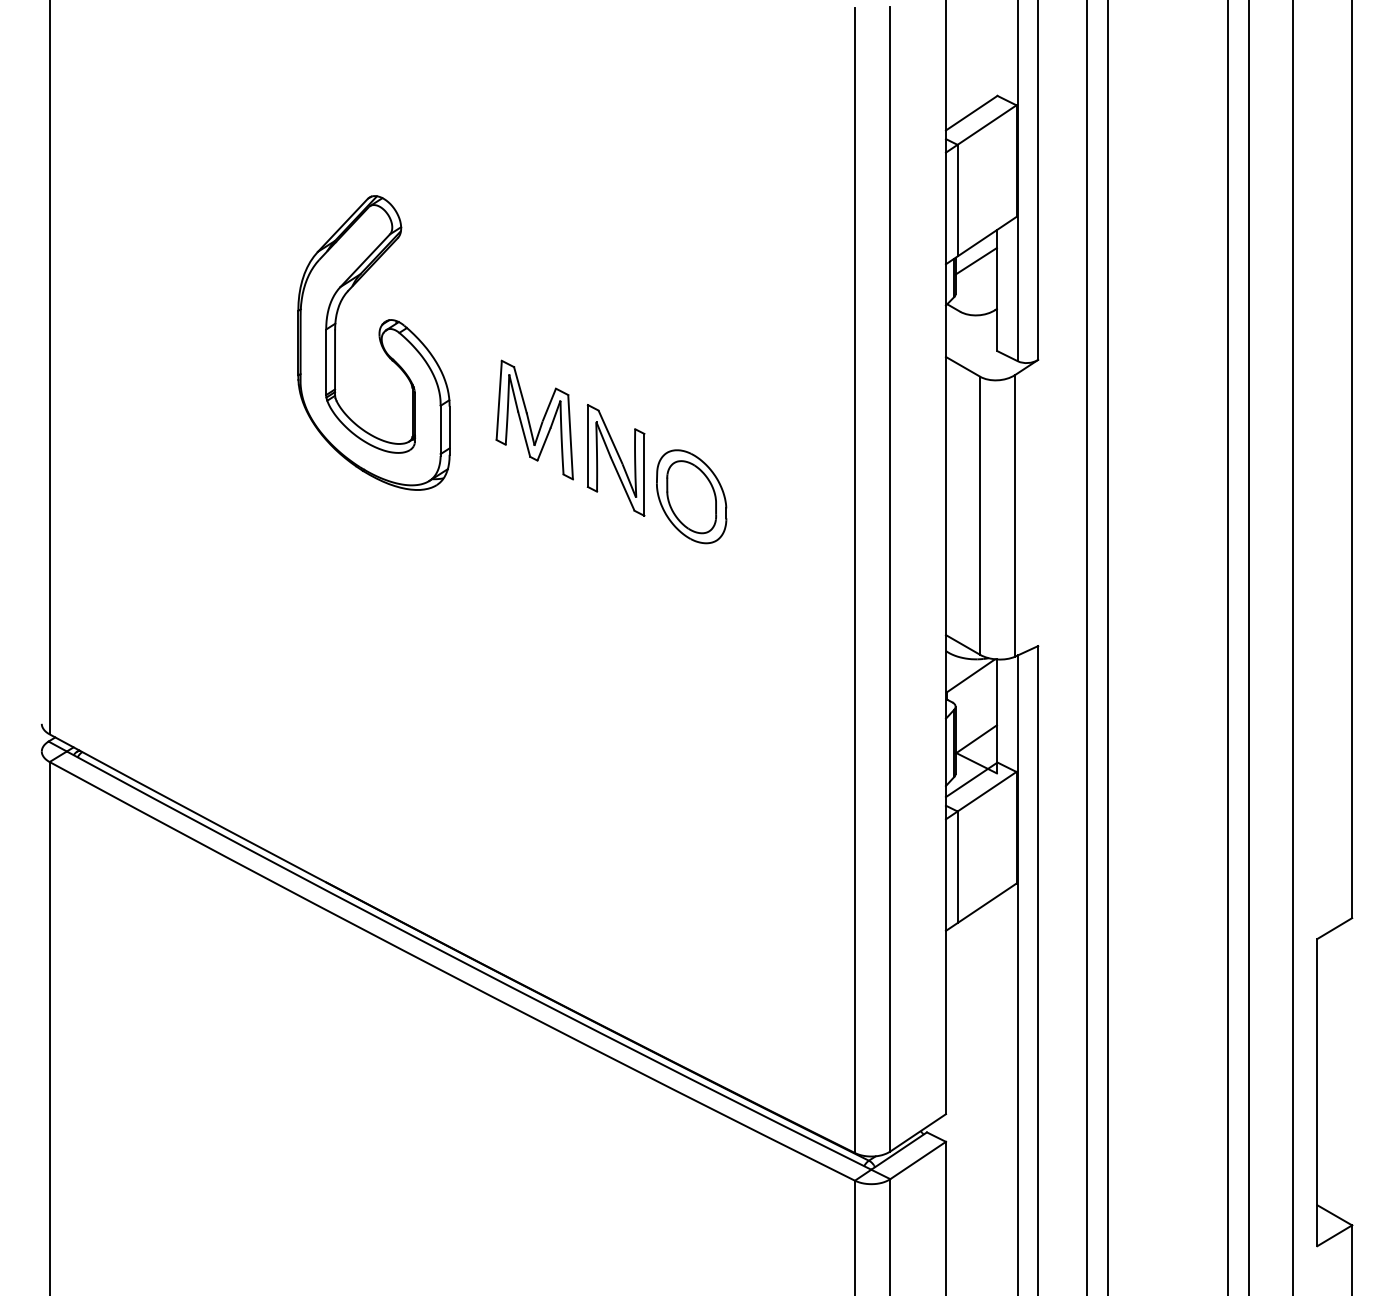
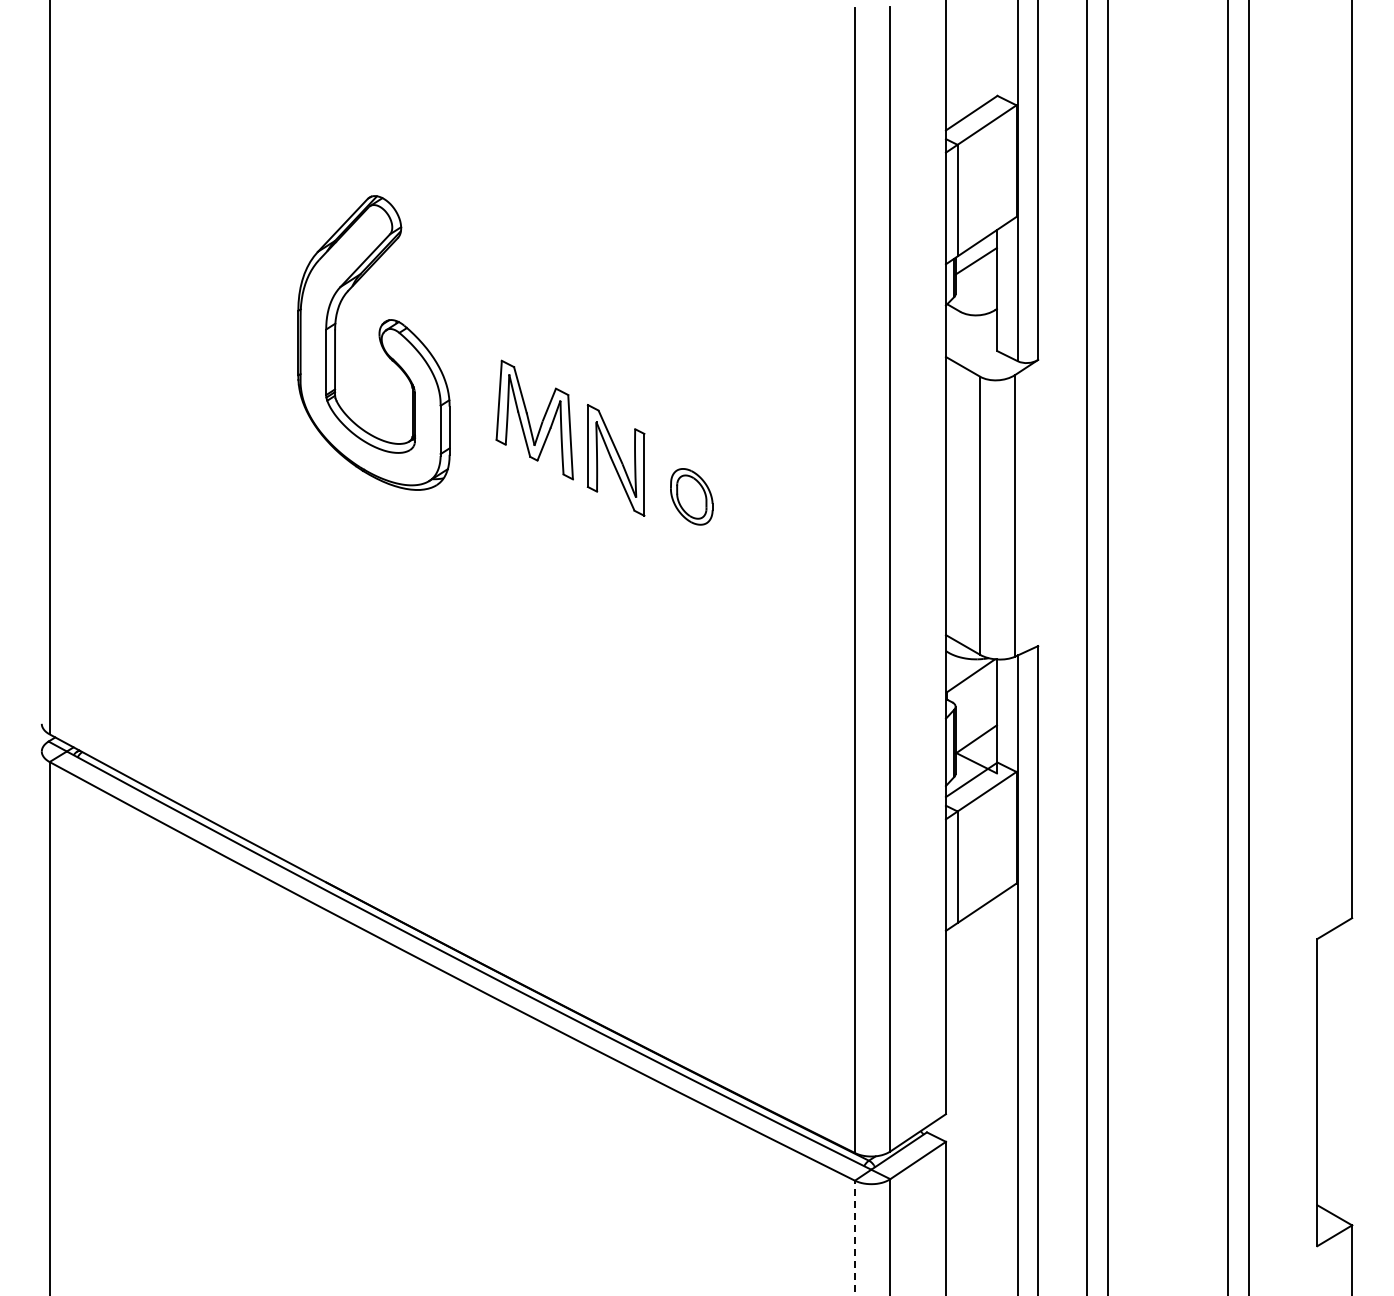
part size: 72x96 px -> 44x58 px (691, 496)
line: present -> none (1292, 647)
line: solid -> dashed (854, 1237)
